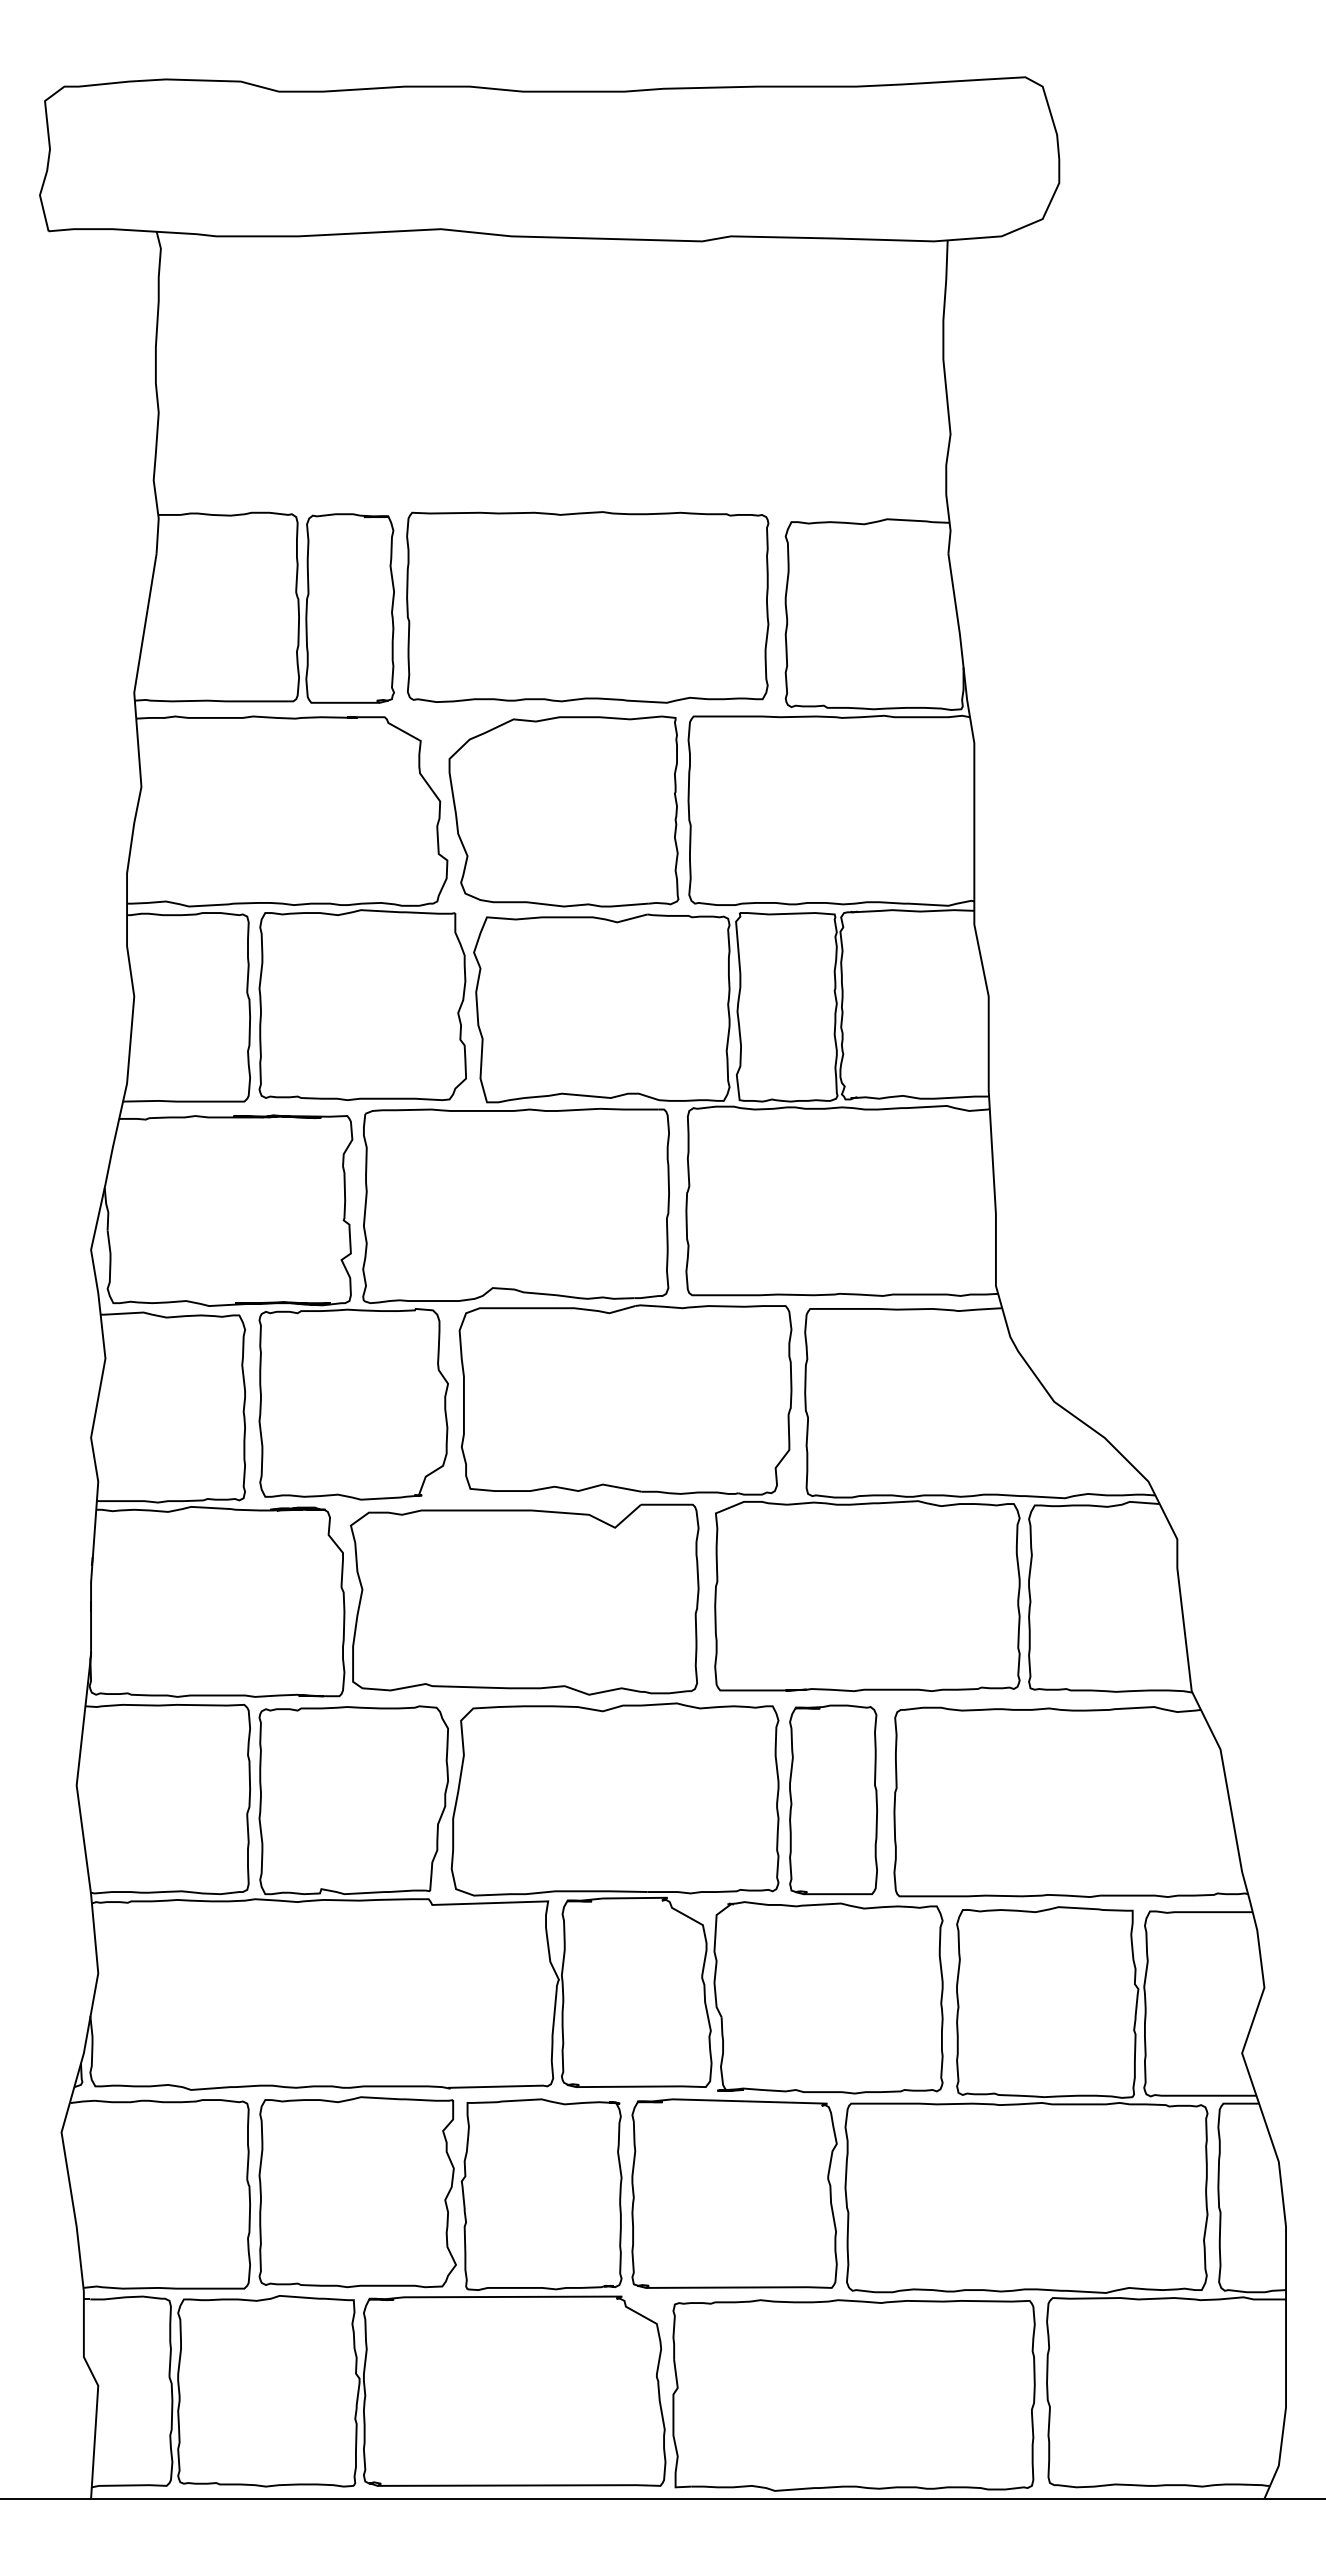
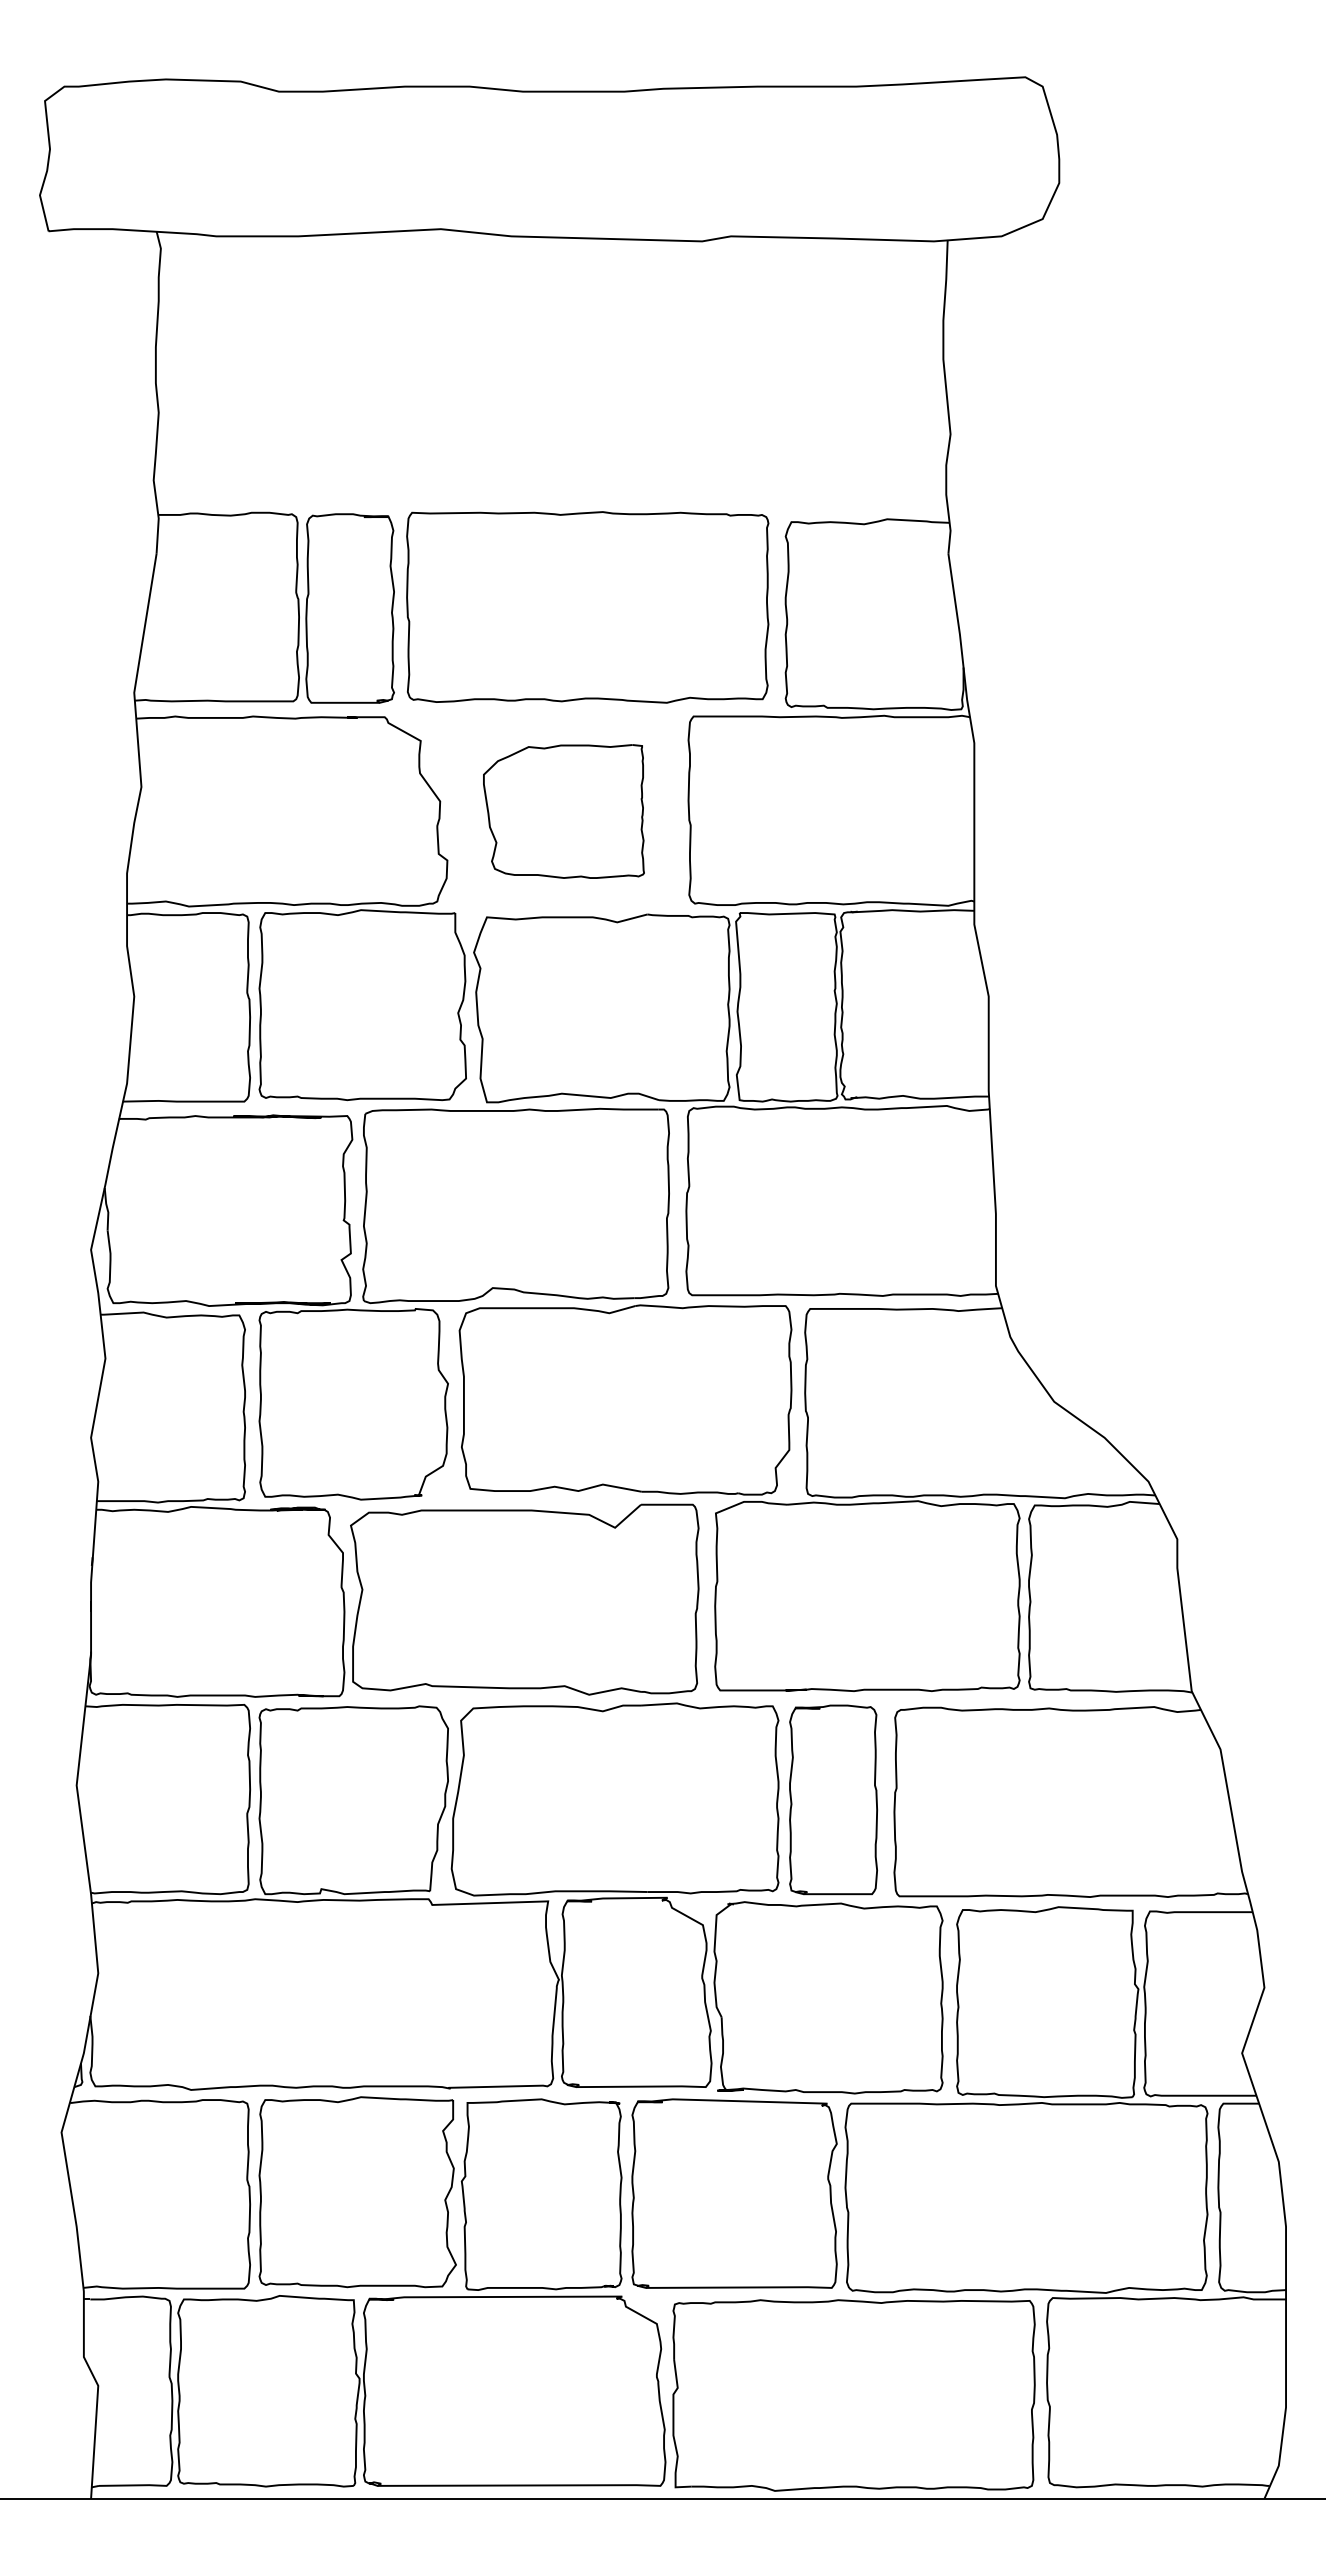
part size: 232x193 px -> 162x135 px (563, 811)
